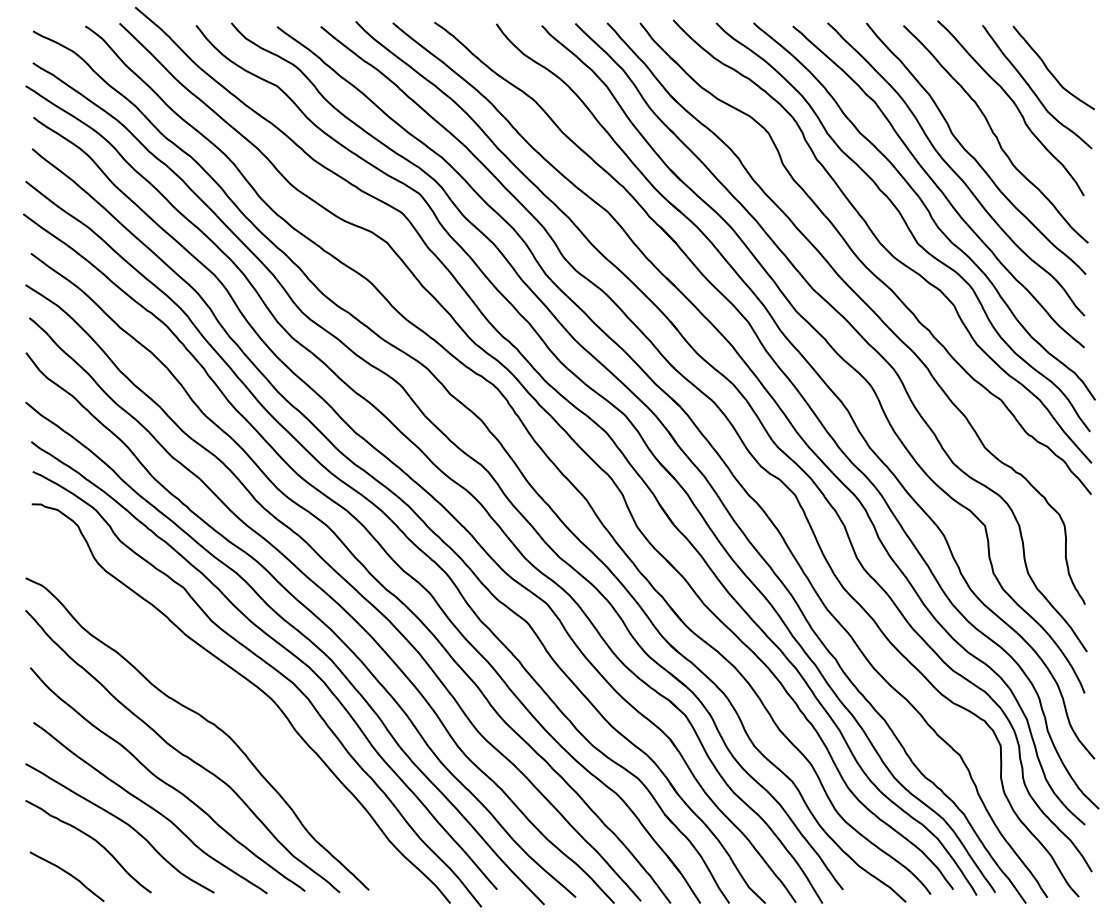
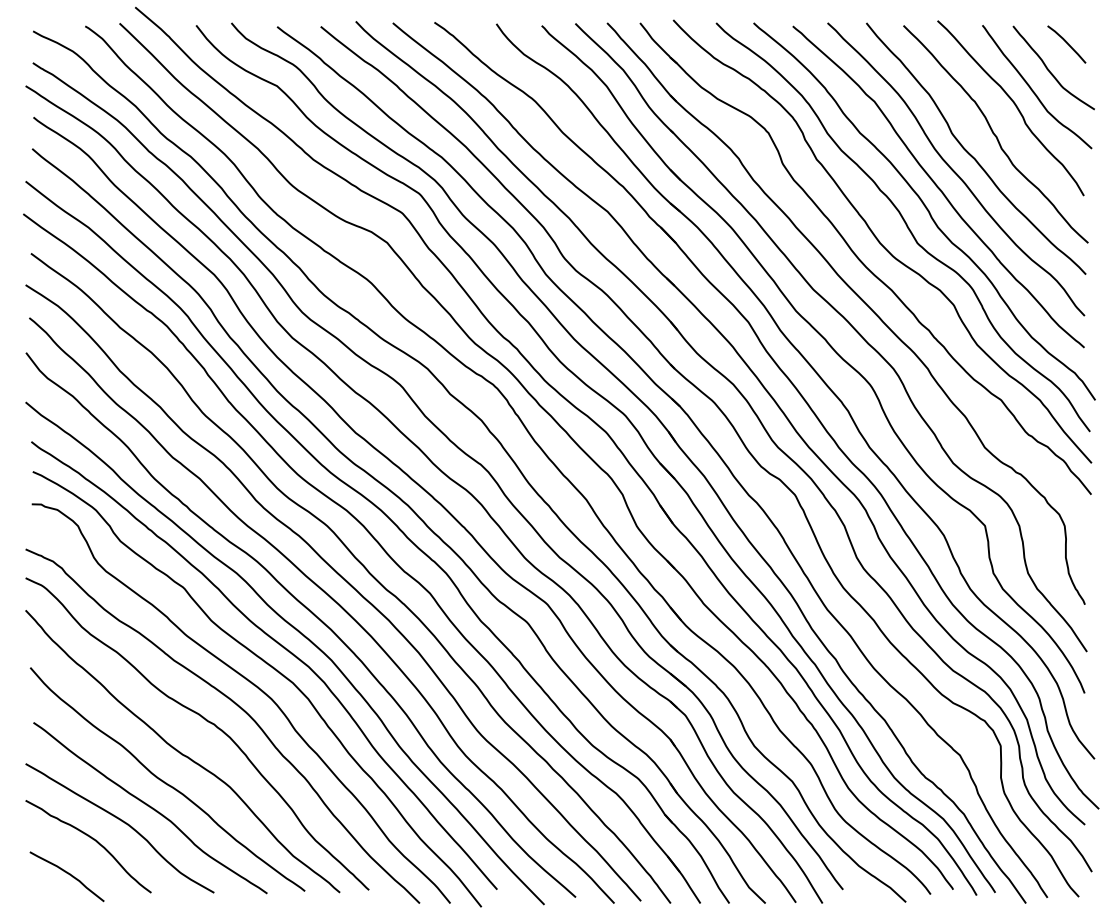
line: none -> present (1066, 43)
curve: none -> present (238, 707)
